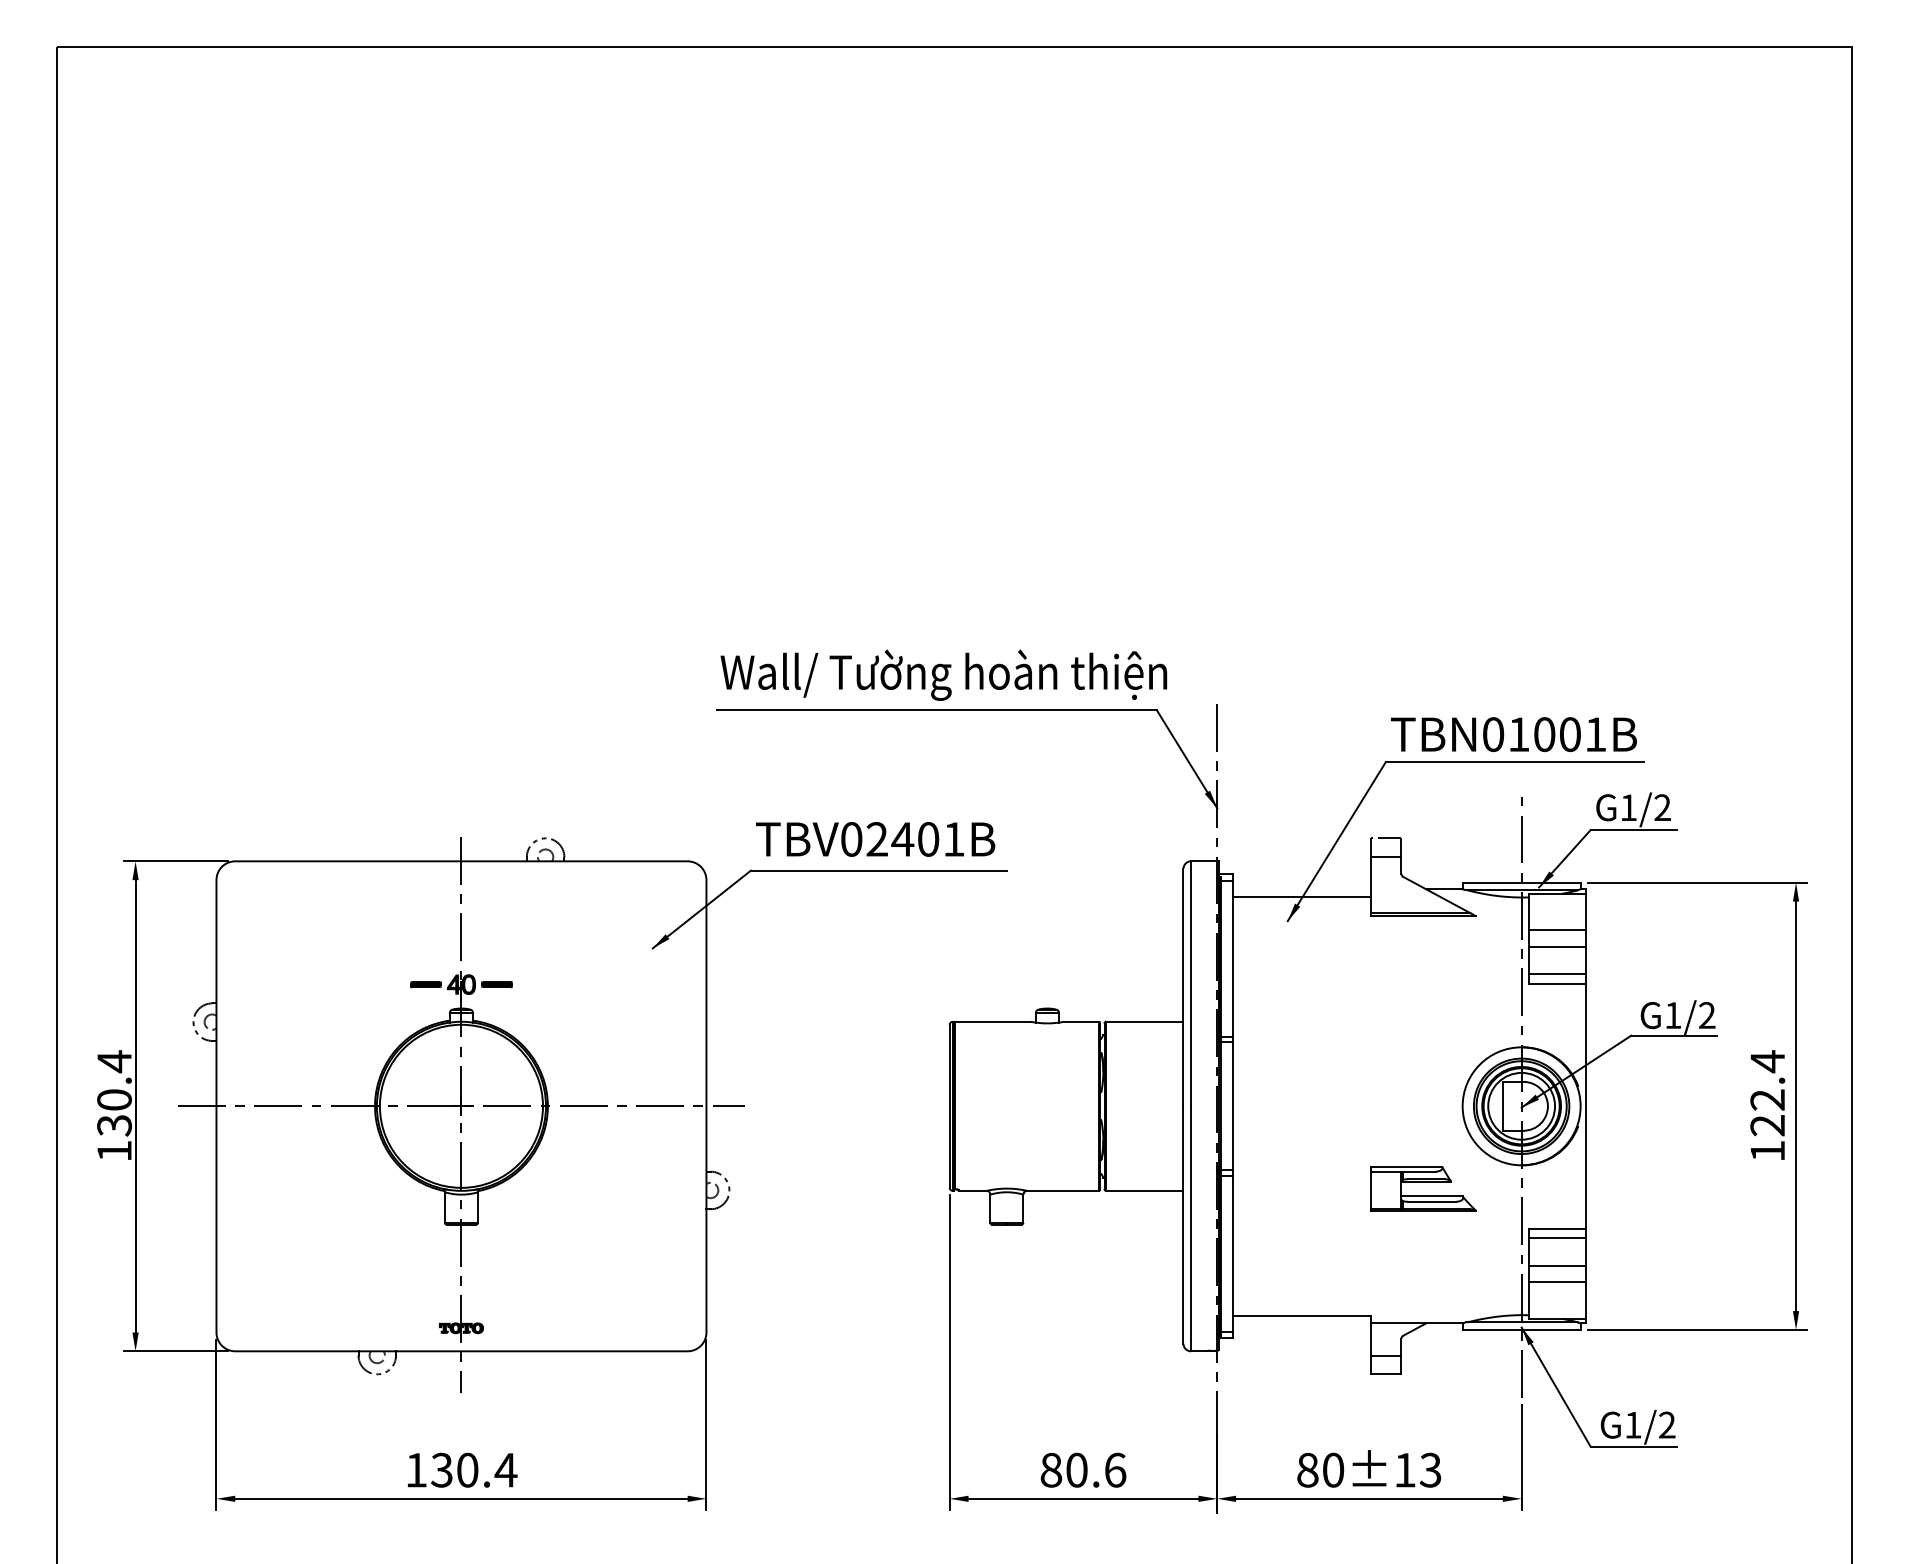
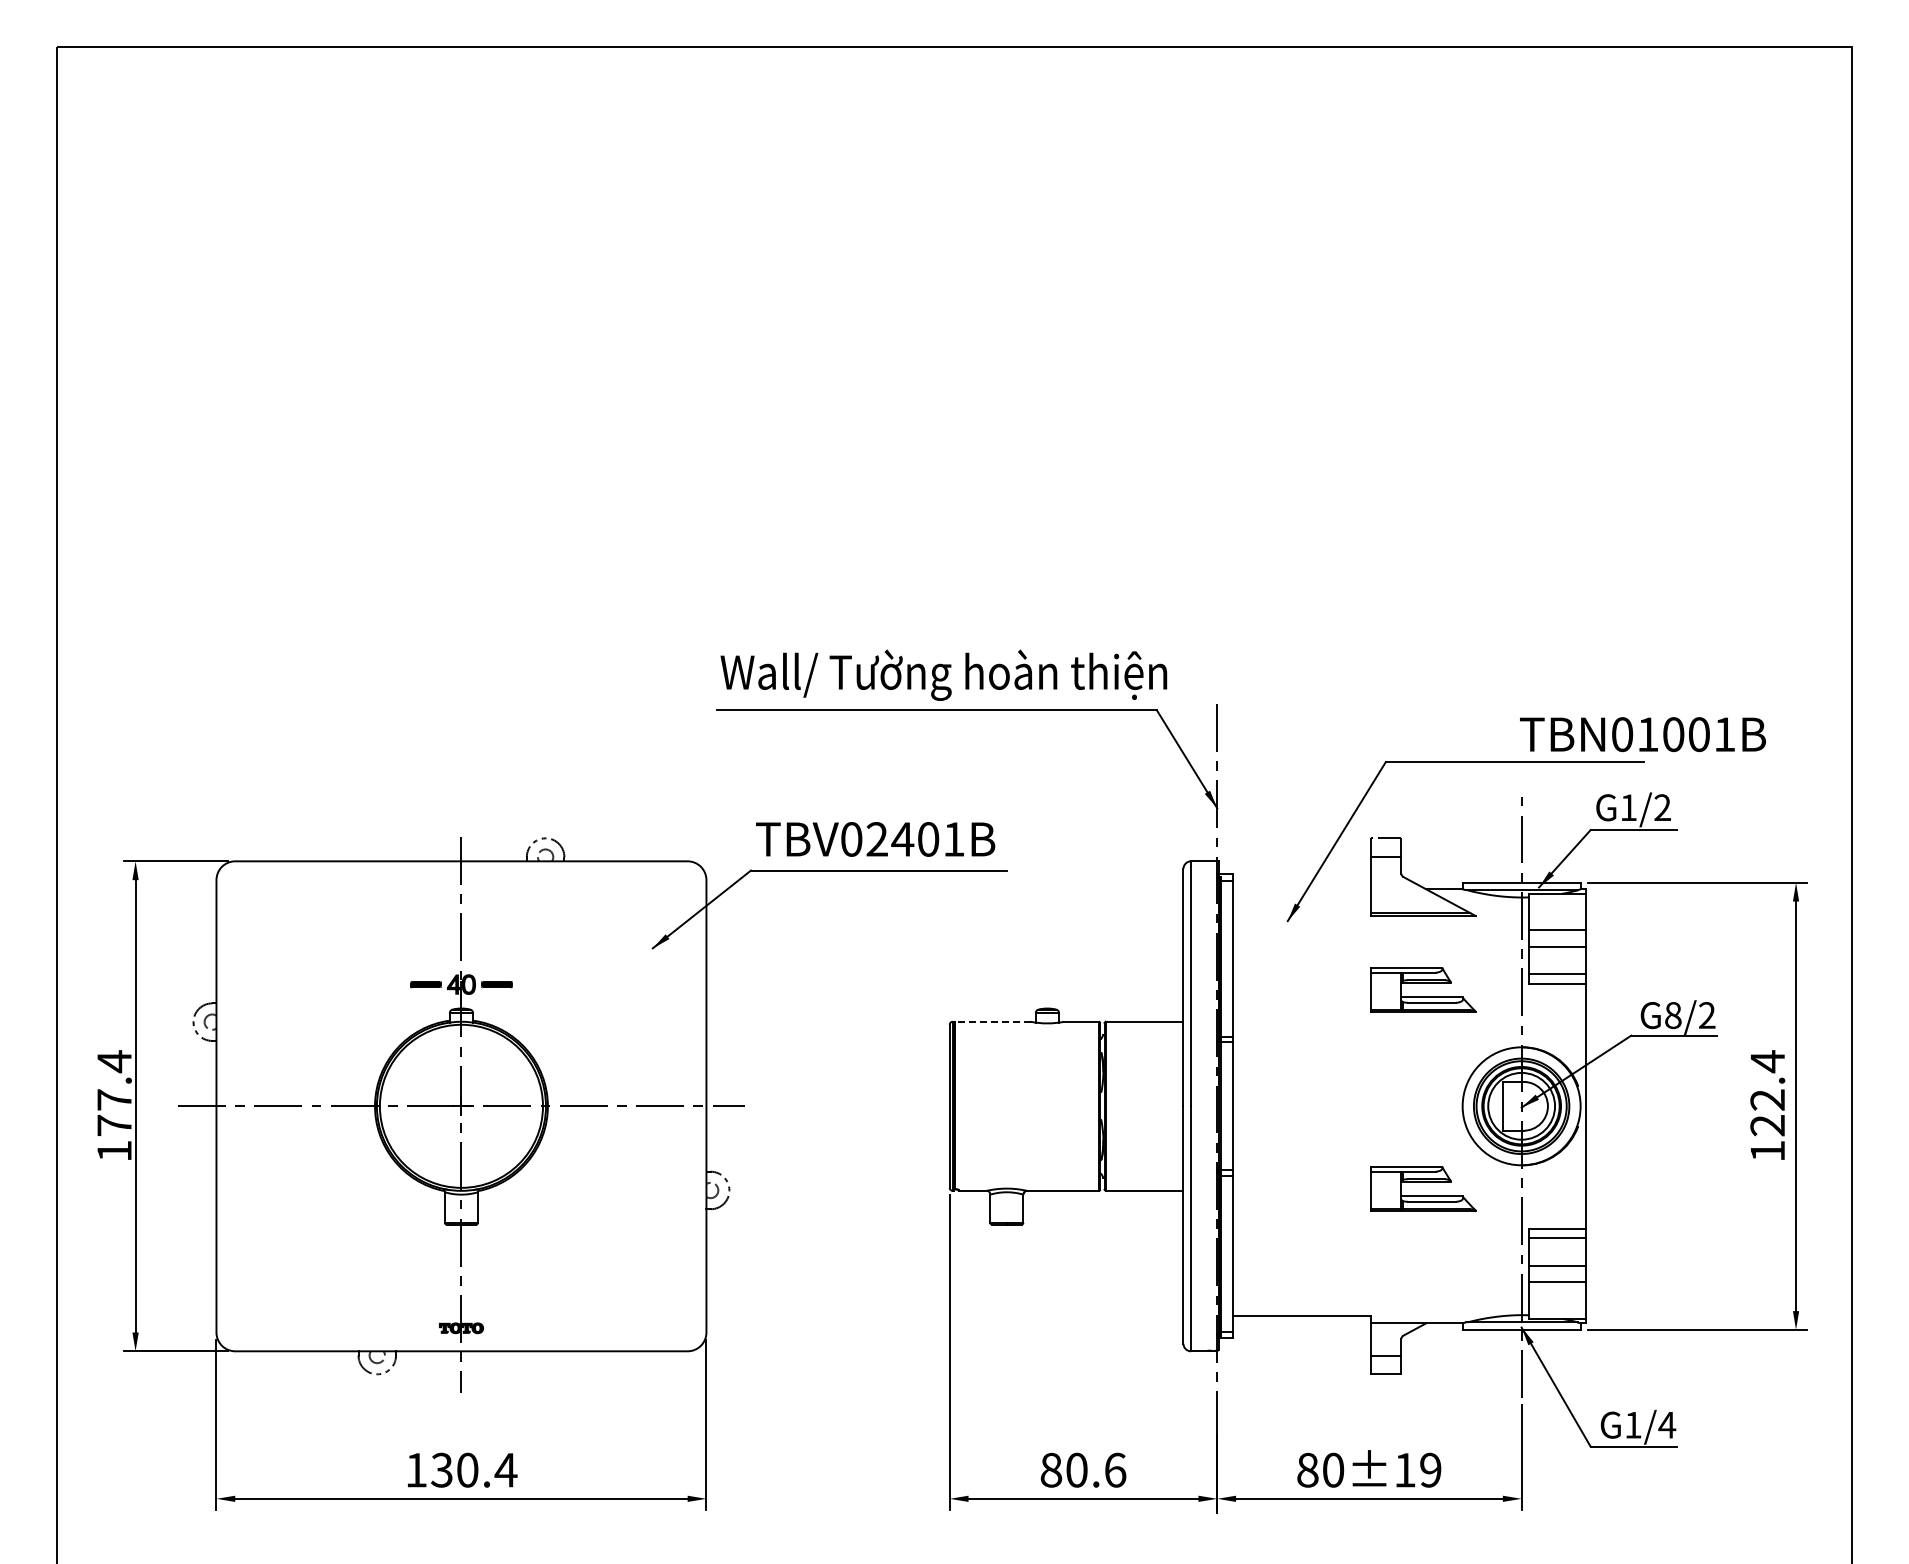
text position: (1513, 734) -> (1642, 734) (1642, 734)
line: present -> none (1301, 896)
part: none -> present (1423, 989)
text: G1/2 -> G8/2 (1673, 1015)
line: solid -> dashed (993, 1021)
text: 130.4 -> 177.4 (114, 1112)
text: G1/2 -> G1/4 (1667, 1424)
text: 80±13 -> 80±19 (1430, 1470)
